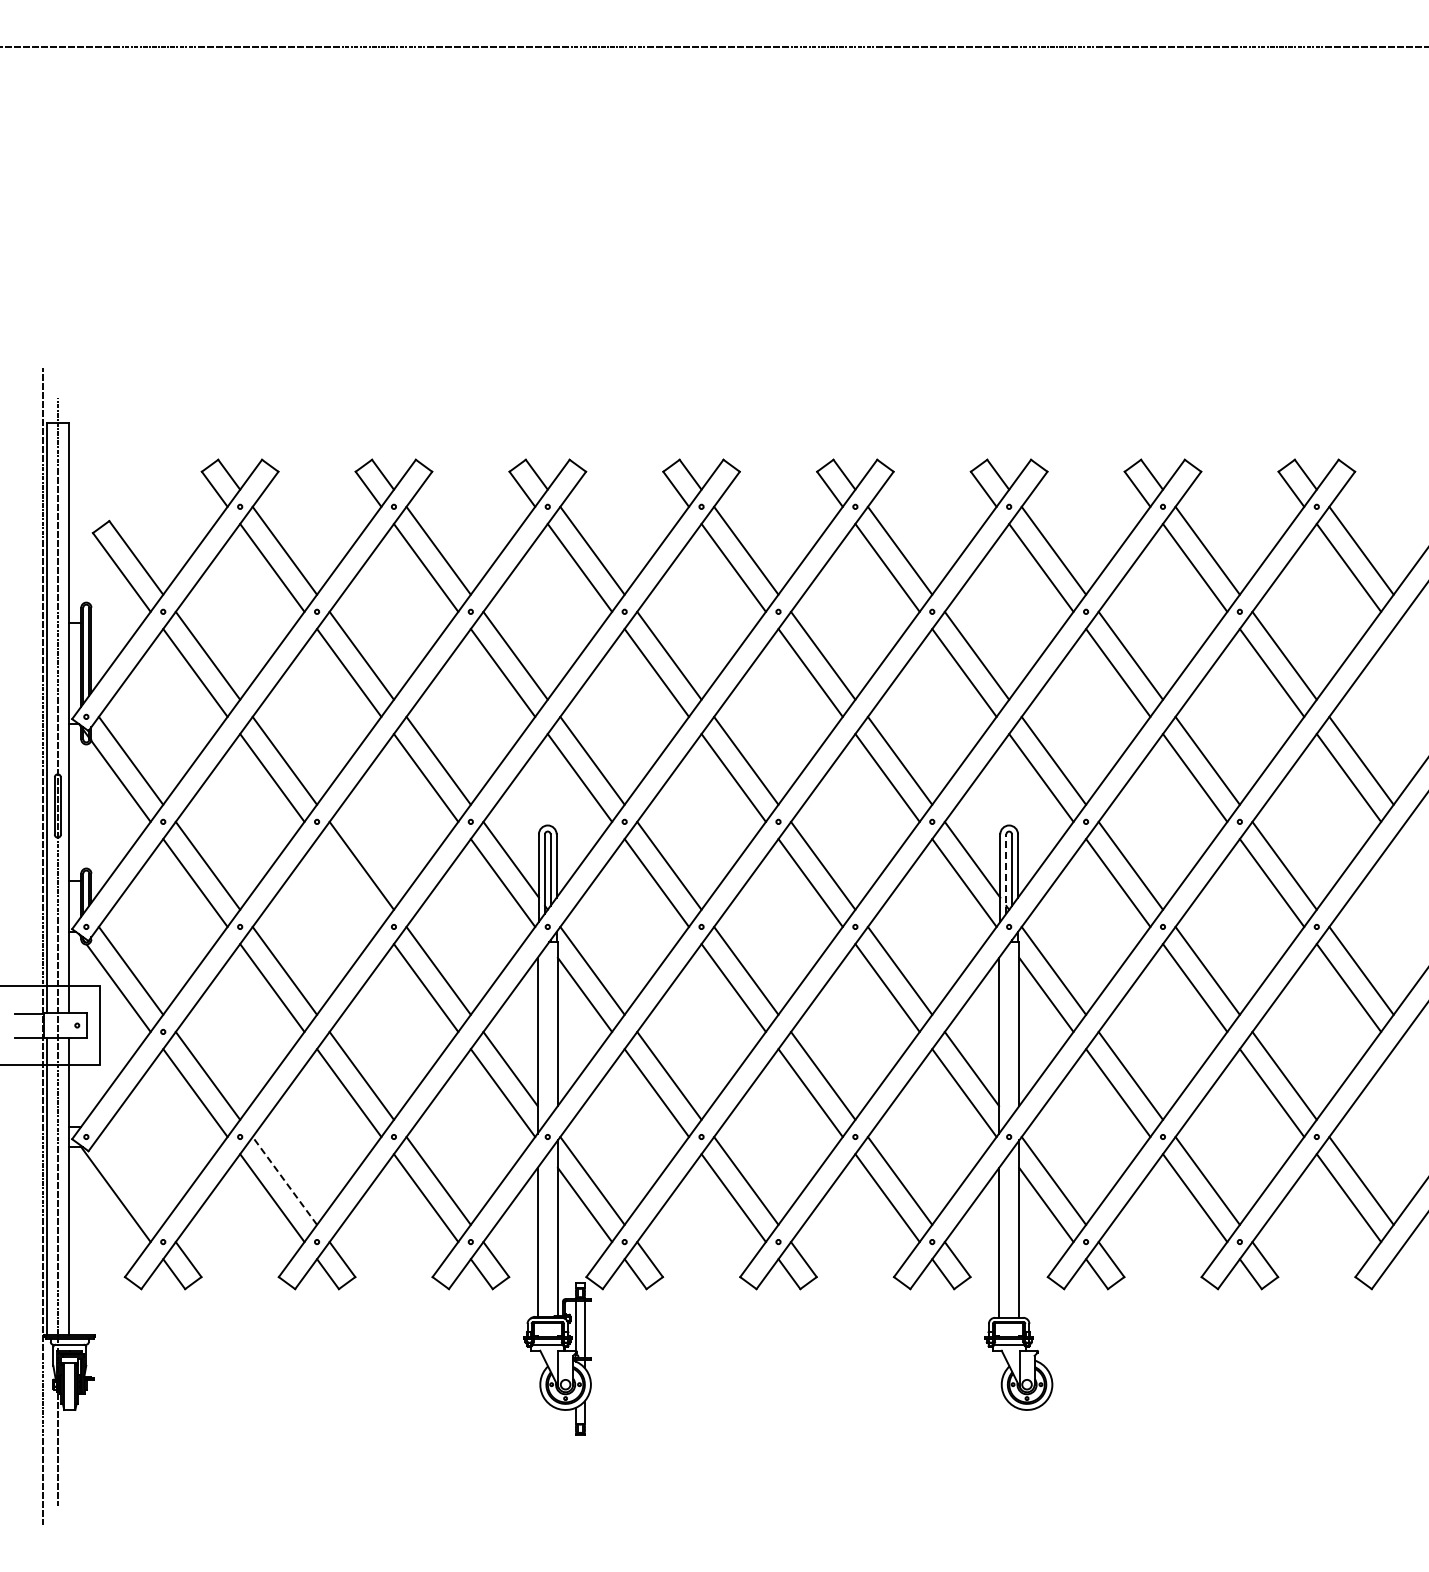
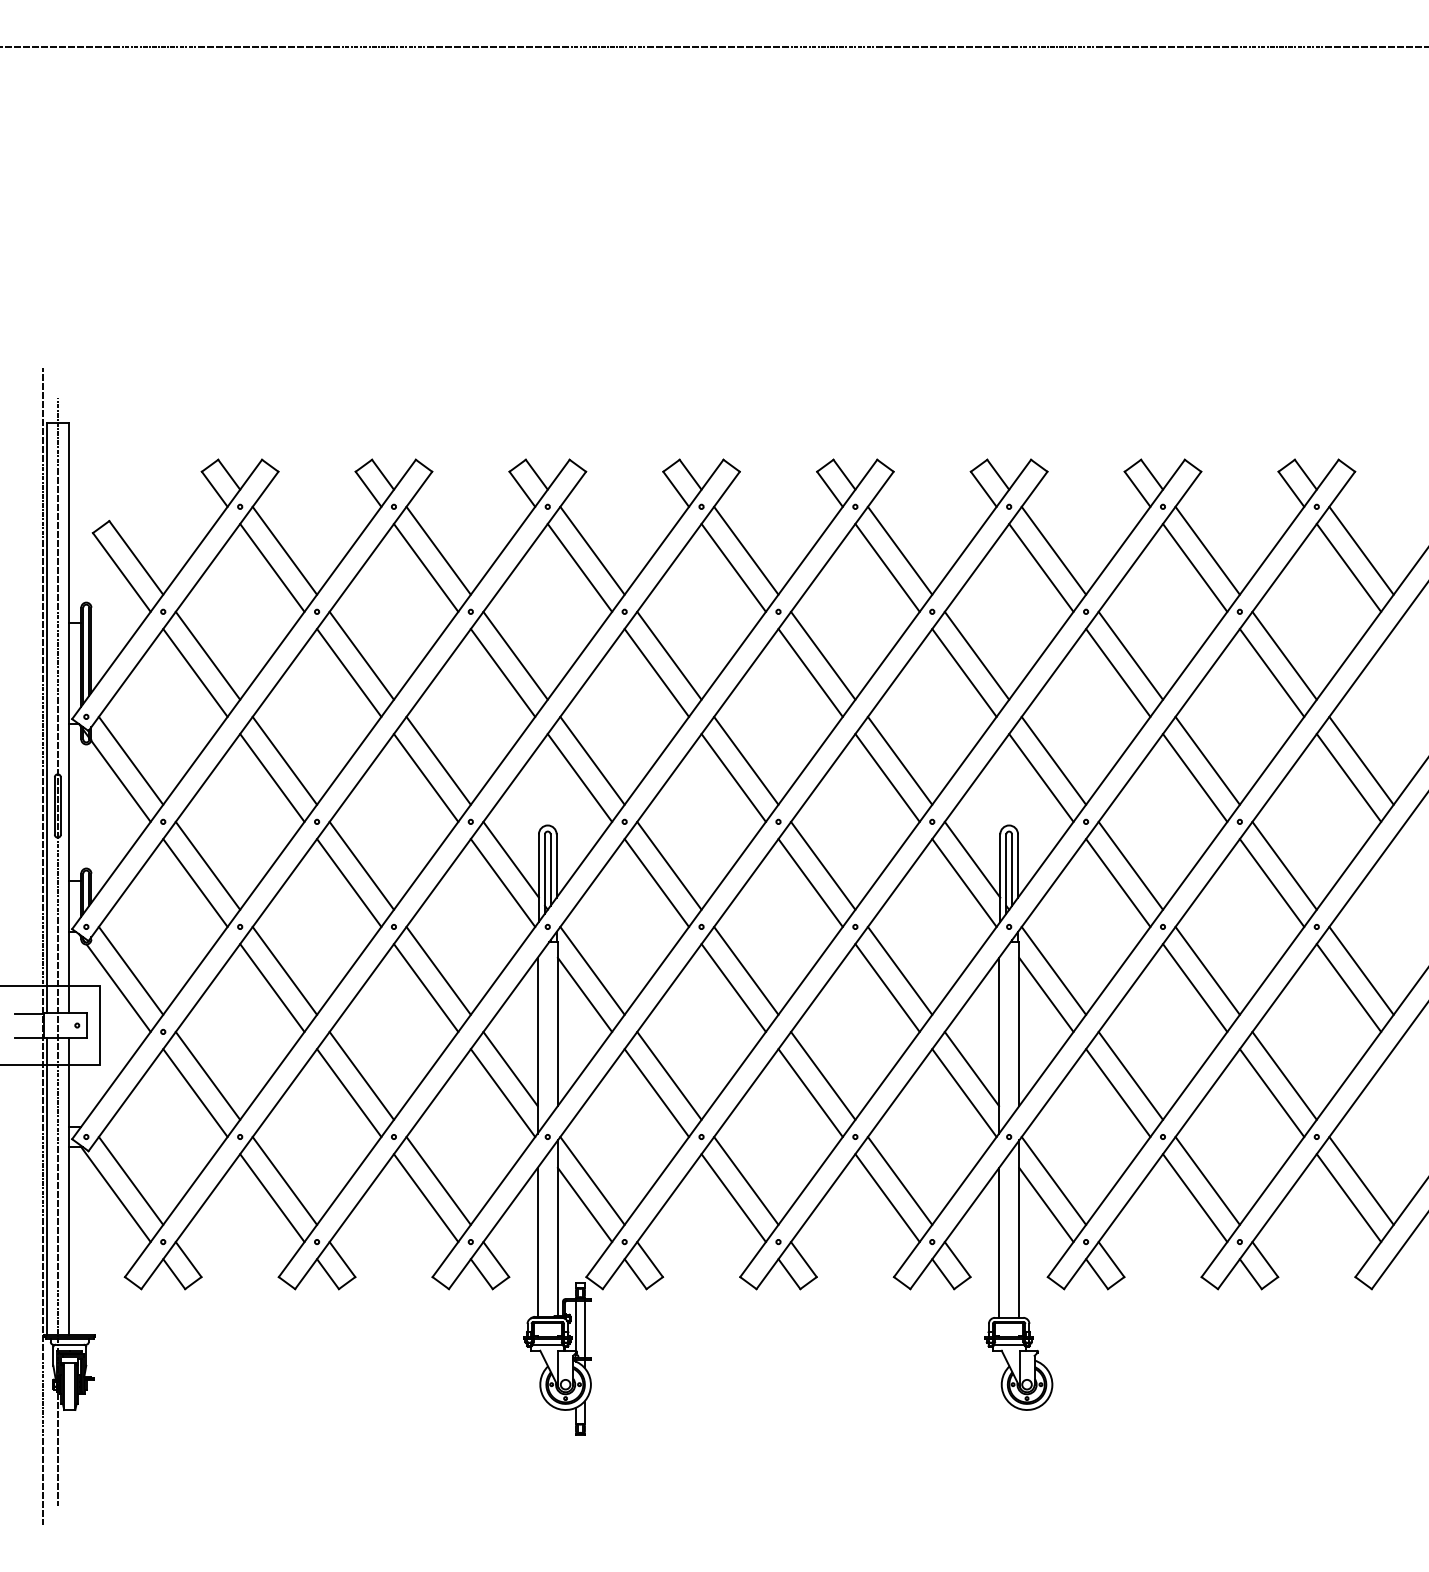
line: dashed -> solid (1006, 873)
line: none -> present (349, 882)
line: none -> present (130, 1180)
line: dashed -> solid (284, 1180)
